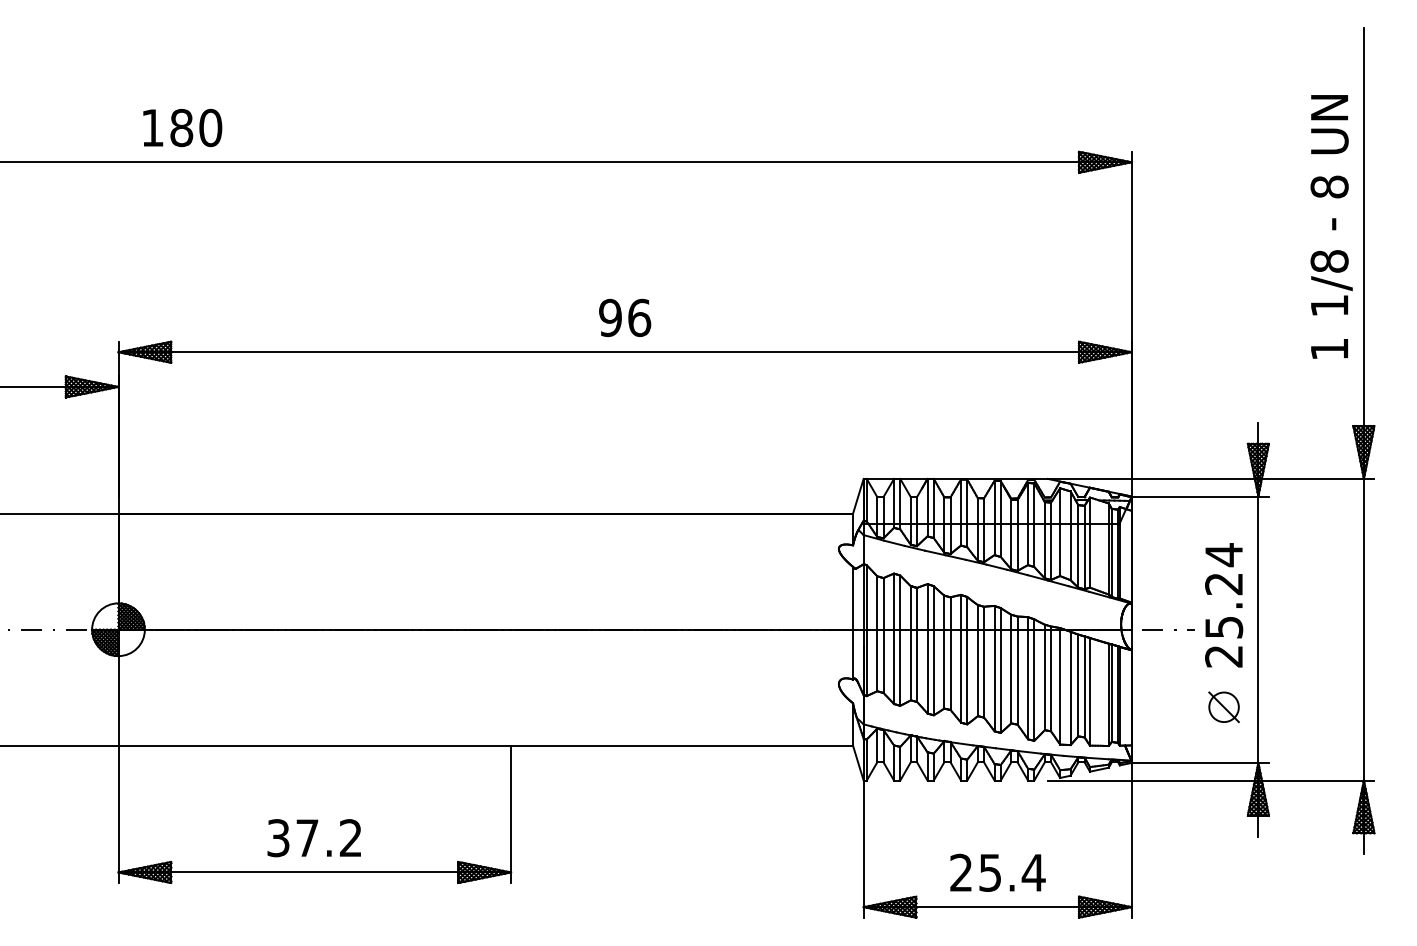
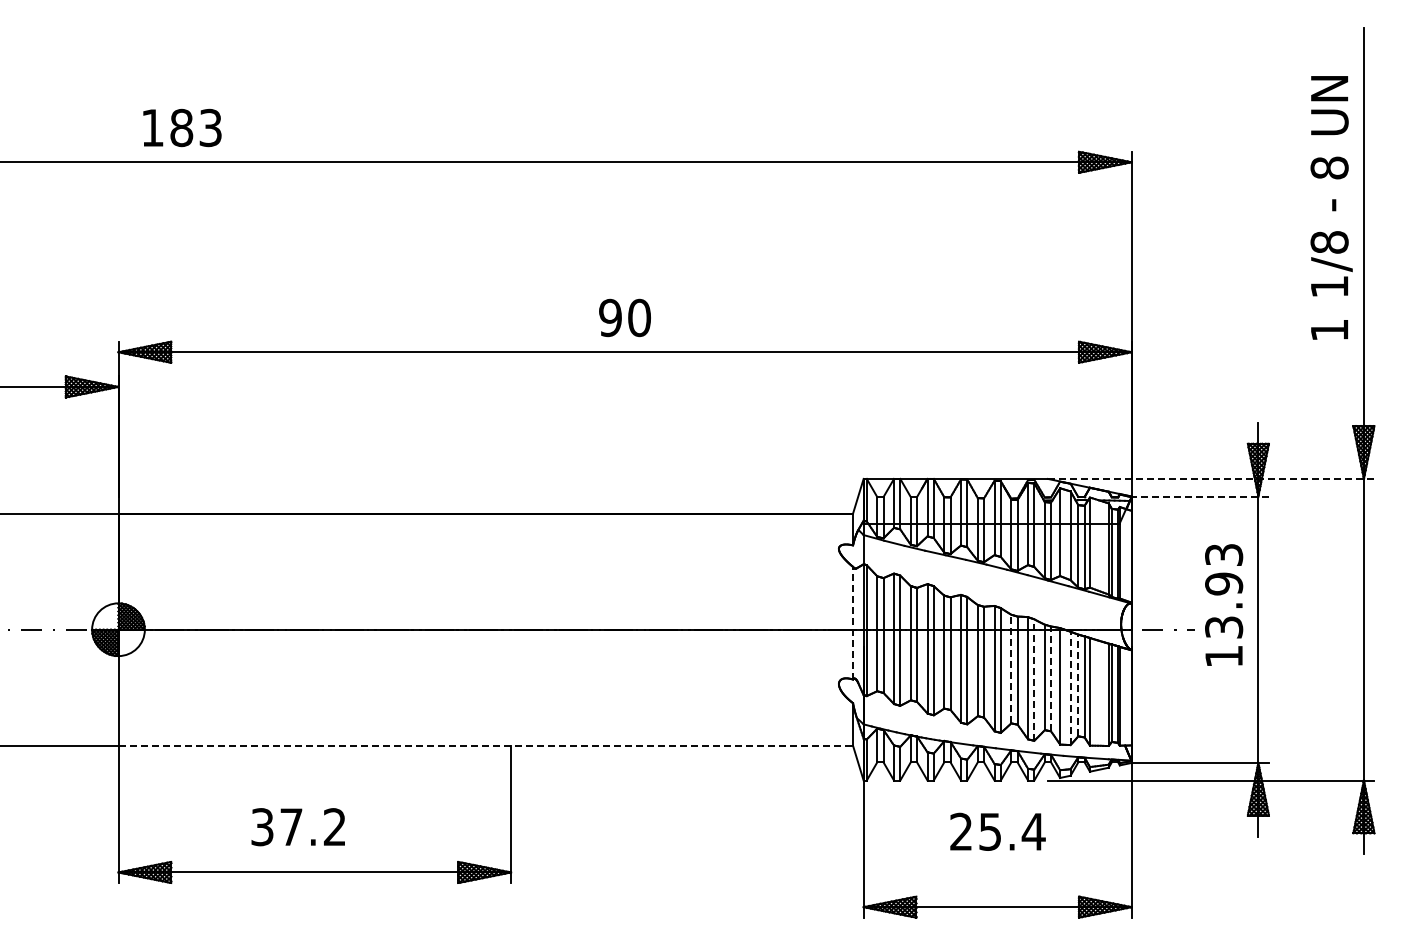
text: 180 -> 183 (210, 128)
text position: (1331, 226) -> (1331, 207) (1331, 207)
text: 96 -> 90 (639, 317)
line: solid -> dashed (1210, 478)
line: solid -> dashed (1200, 496)
text: 25.24 -> 13.93 (1224, 605)
line: solid -> dashed (853, 622)
line: solid -> dashed (1011, 668)
line: solid -> dashed (1051, 678)
line: solid -> dashed (1034, 680)
line: solid -> dashed (1078, 685)
line: solid -> dashed (1070, 688)
part: present -> none (1223, 707)
line: solid -> dashed (486, 745)
text position: (313, 838) -> (297, 827) (297, 827)
text position: (997, 872) -> (997, 831) (997, 831)
